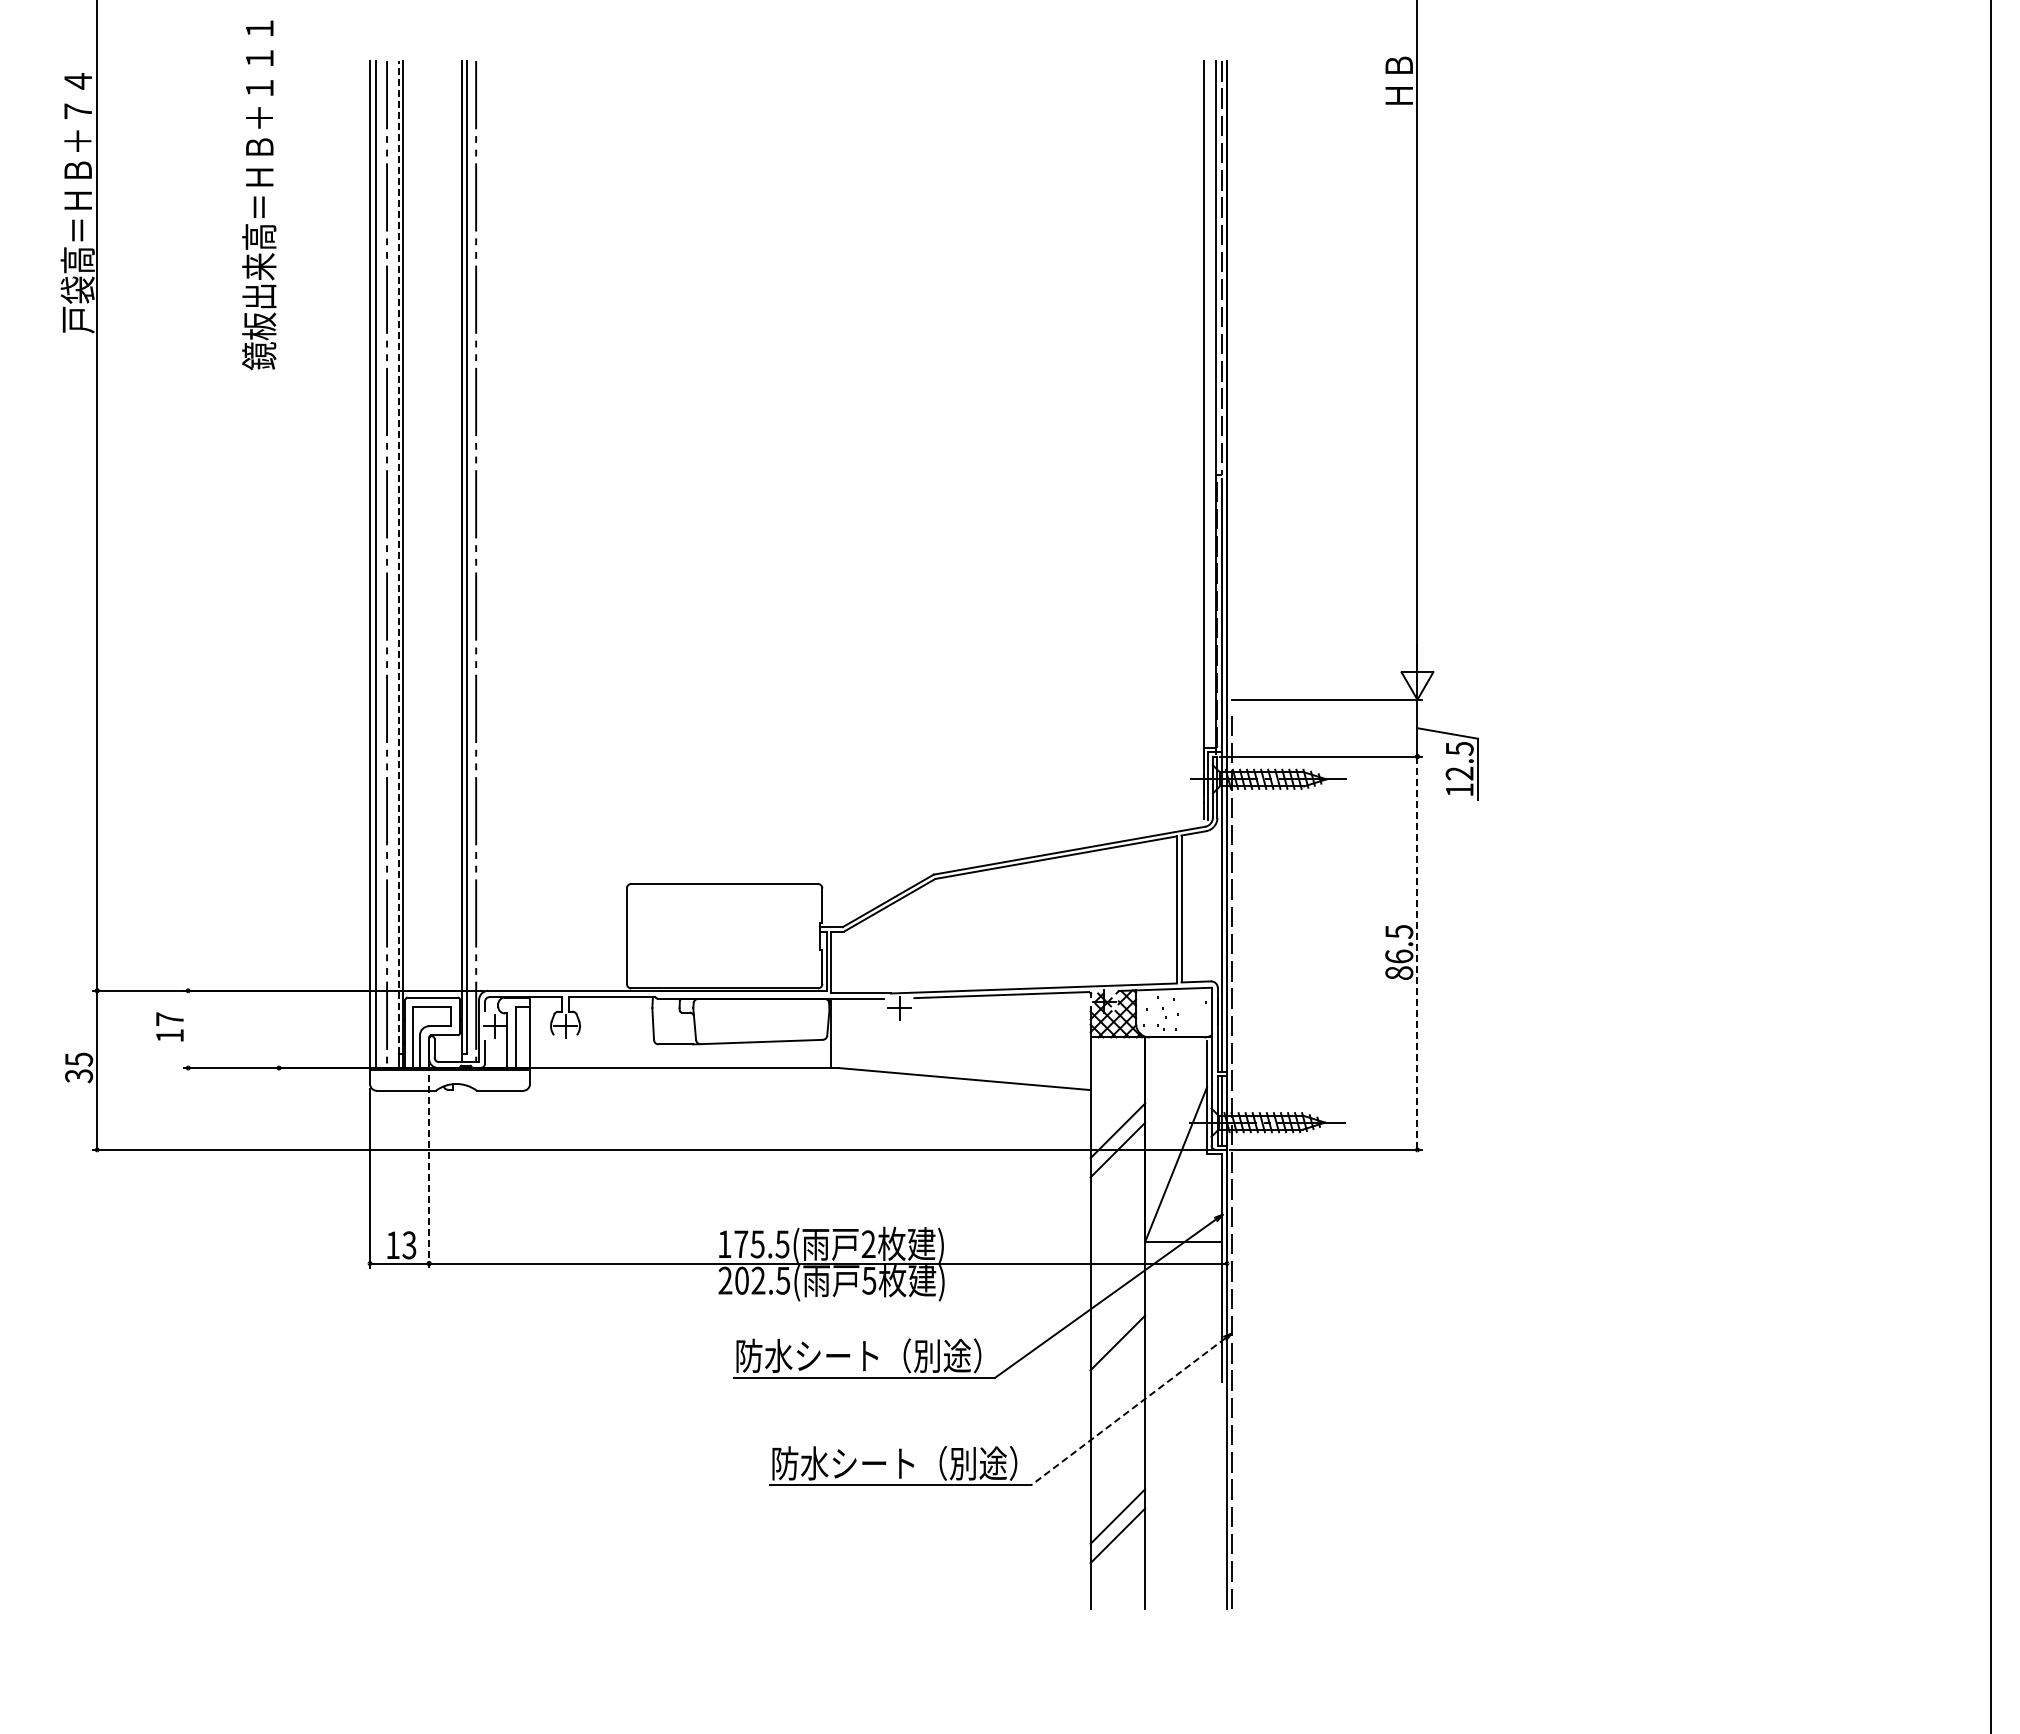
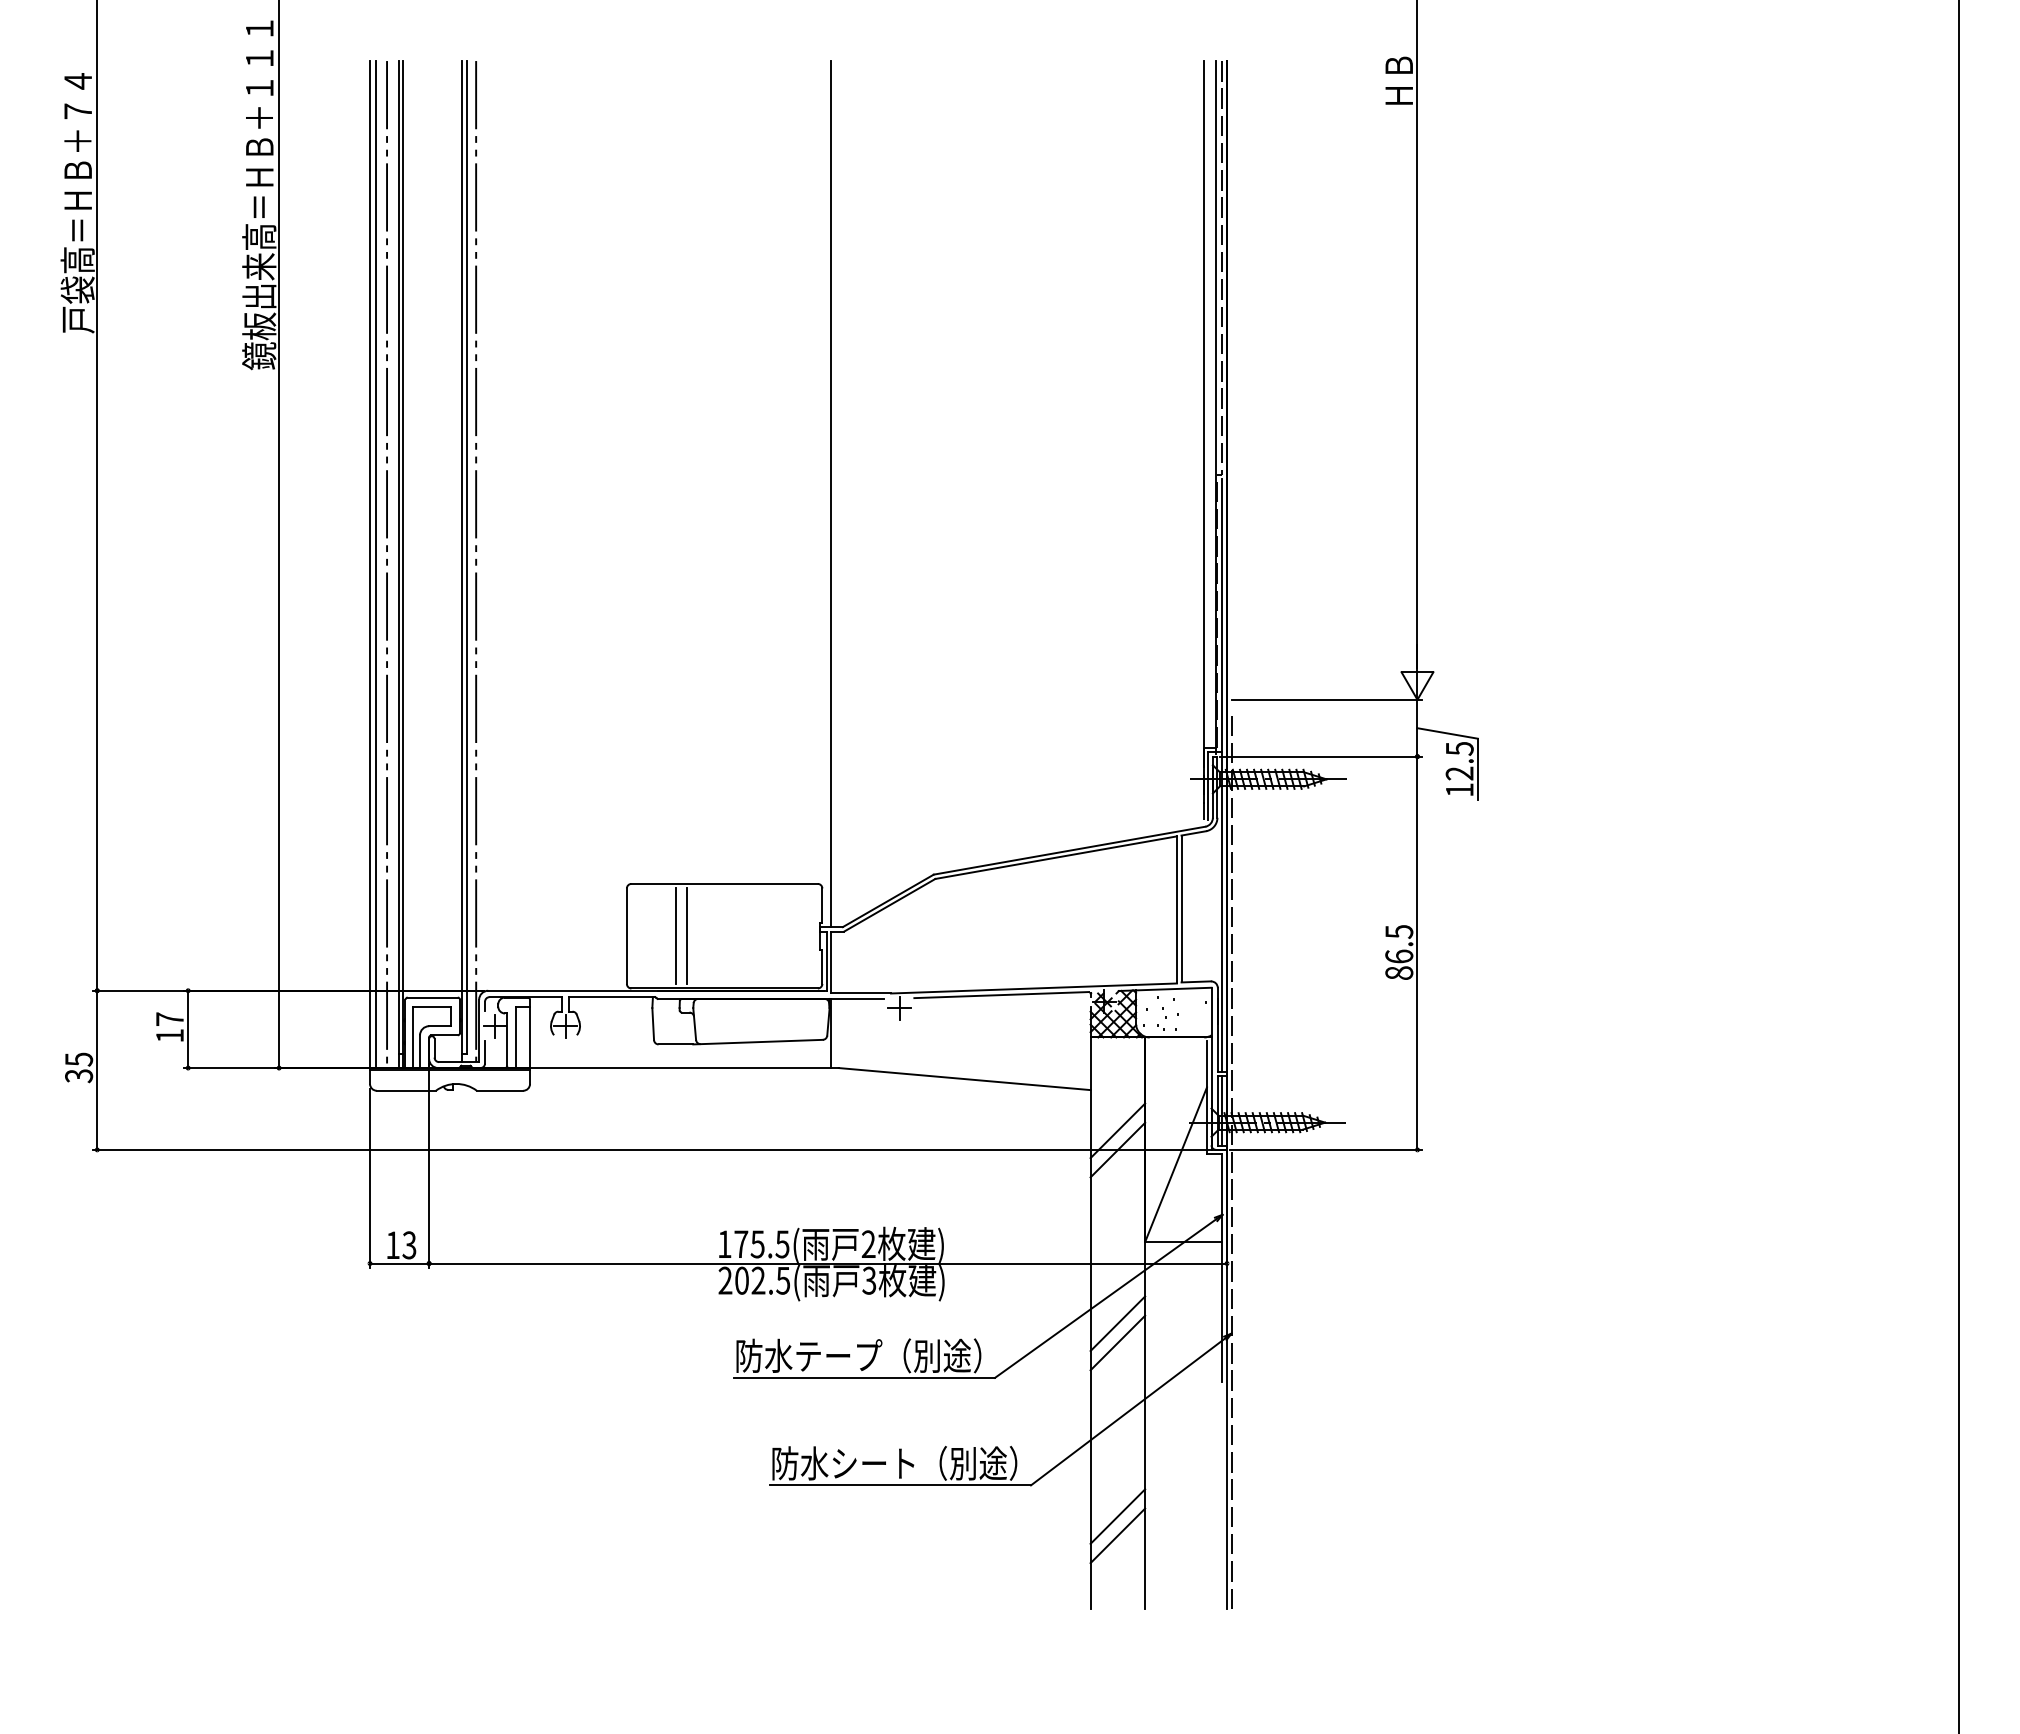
line: none -> present (831, 494)
line: none -> present (279, 535)
line: dashed -> solid (398, 557)
line position: (1991, 866) -> (1959, 866) (1959, 866)
line: none -> present (676, 935)
line: none -> present (686, 935)
line: dashed -> solid (1417, 953)
line: none -> present (188, 1029)
line: dashed -> solid (429, 1166)
text: 5 -> 3 (869, 1280)
line: none -> present (1117, 1323)
text: 防水シート（別途） -> 防水テープ（別途） (839, 1355)
line: dashed -> solid (1128, 1411)
